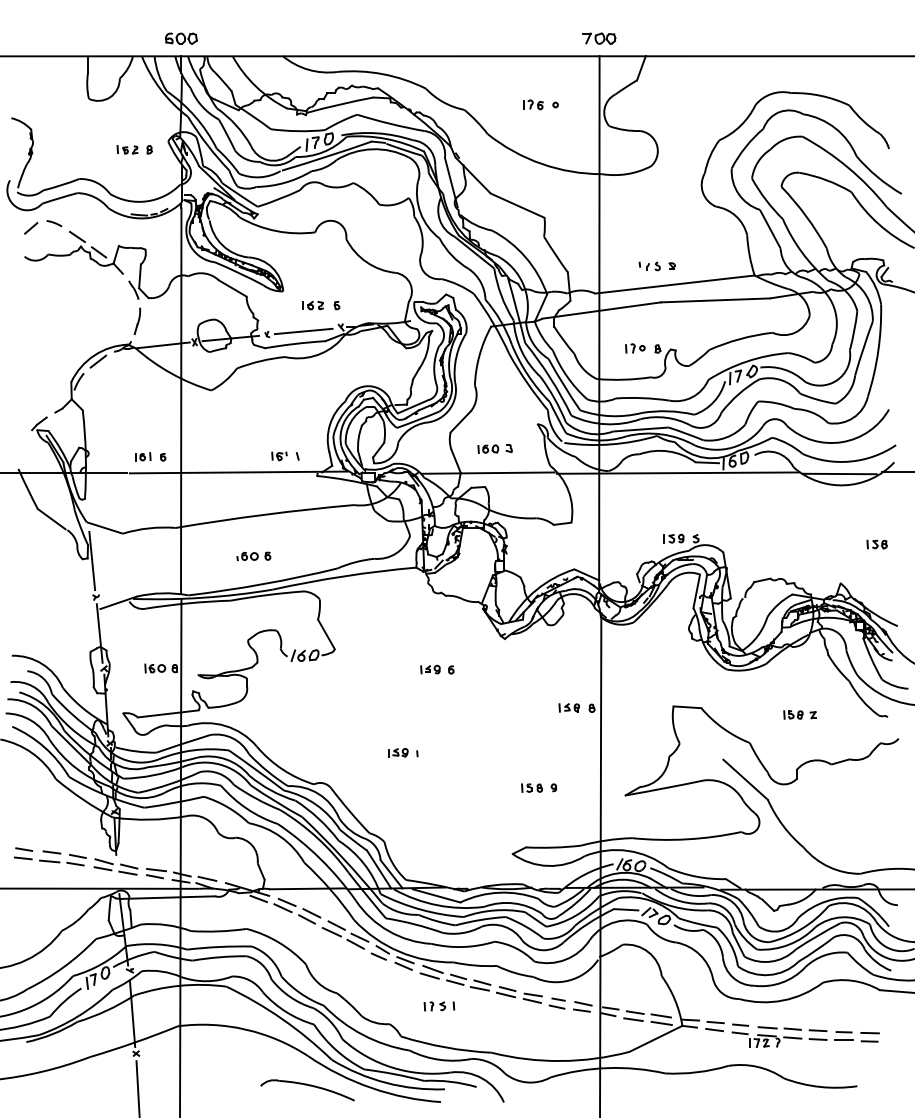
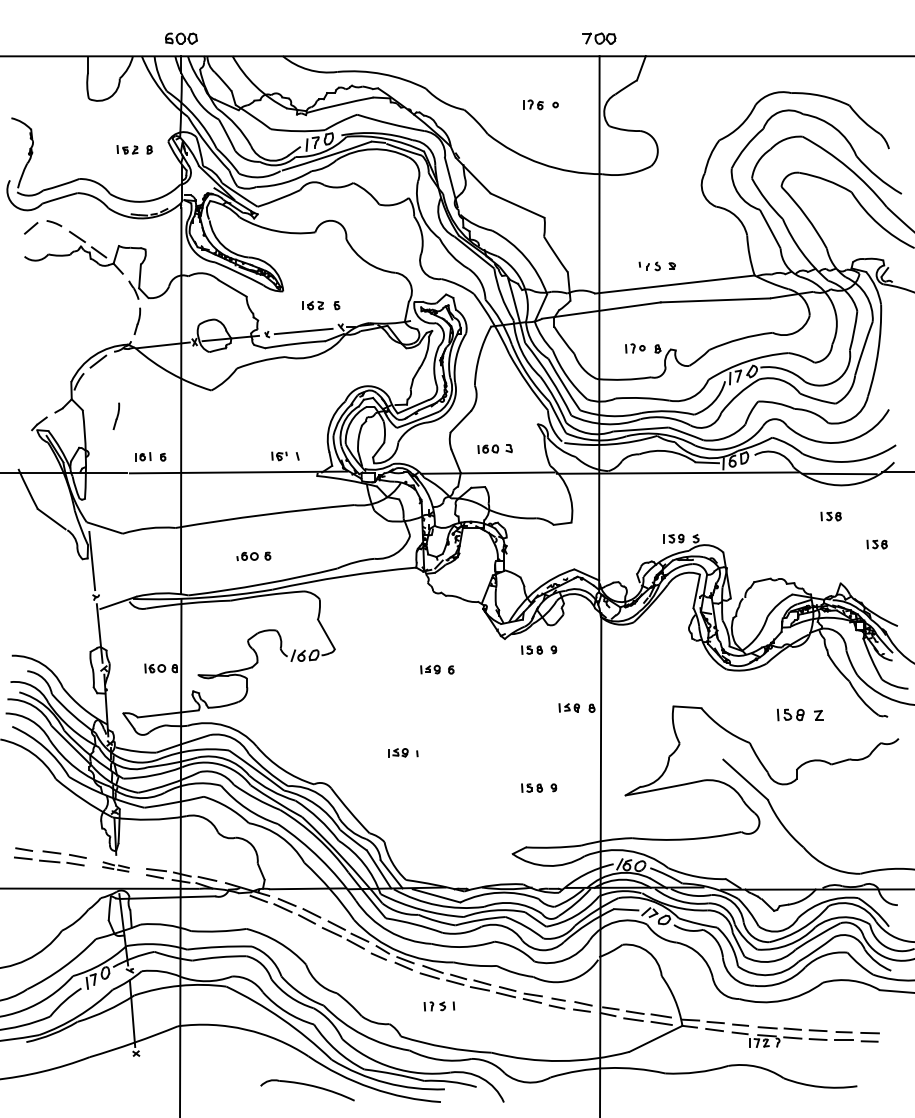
part: none -> present (116, 415)
part: none -> present (830, 516)
part: none -> present (539, 649)
part size: 34x10 px -> 47x14 px (800, 714)
part size: 46x18 px -> 28x12 px (115, 866)
line: present -> none (137, 1087)
